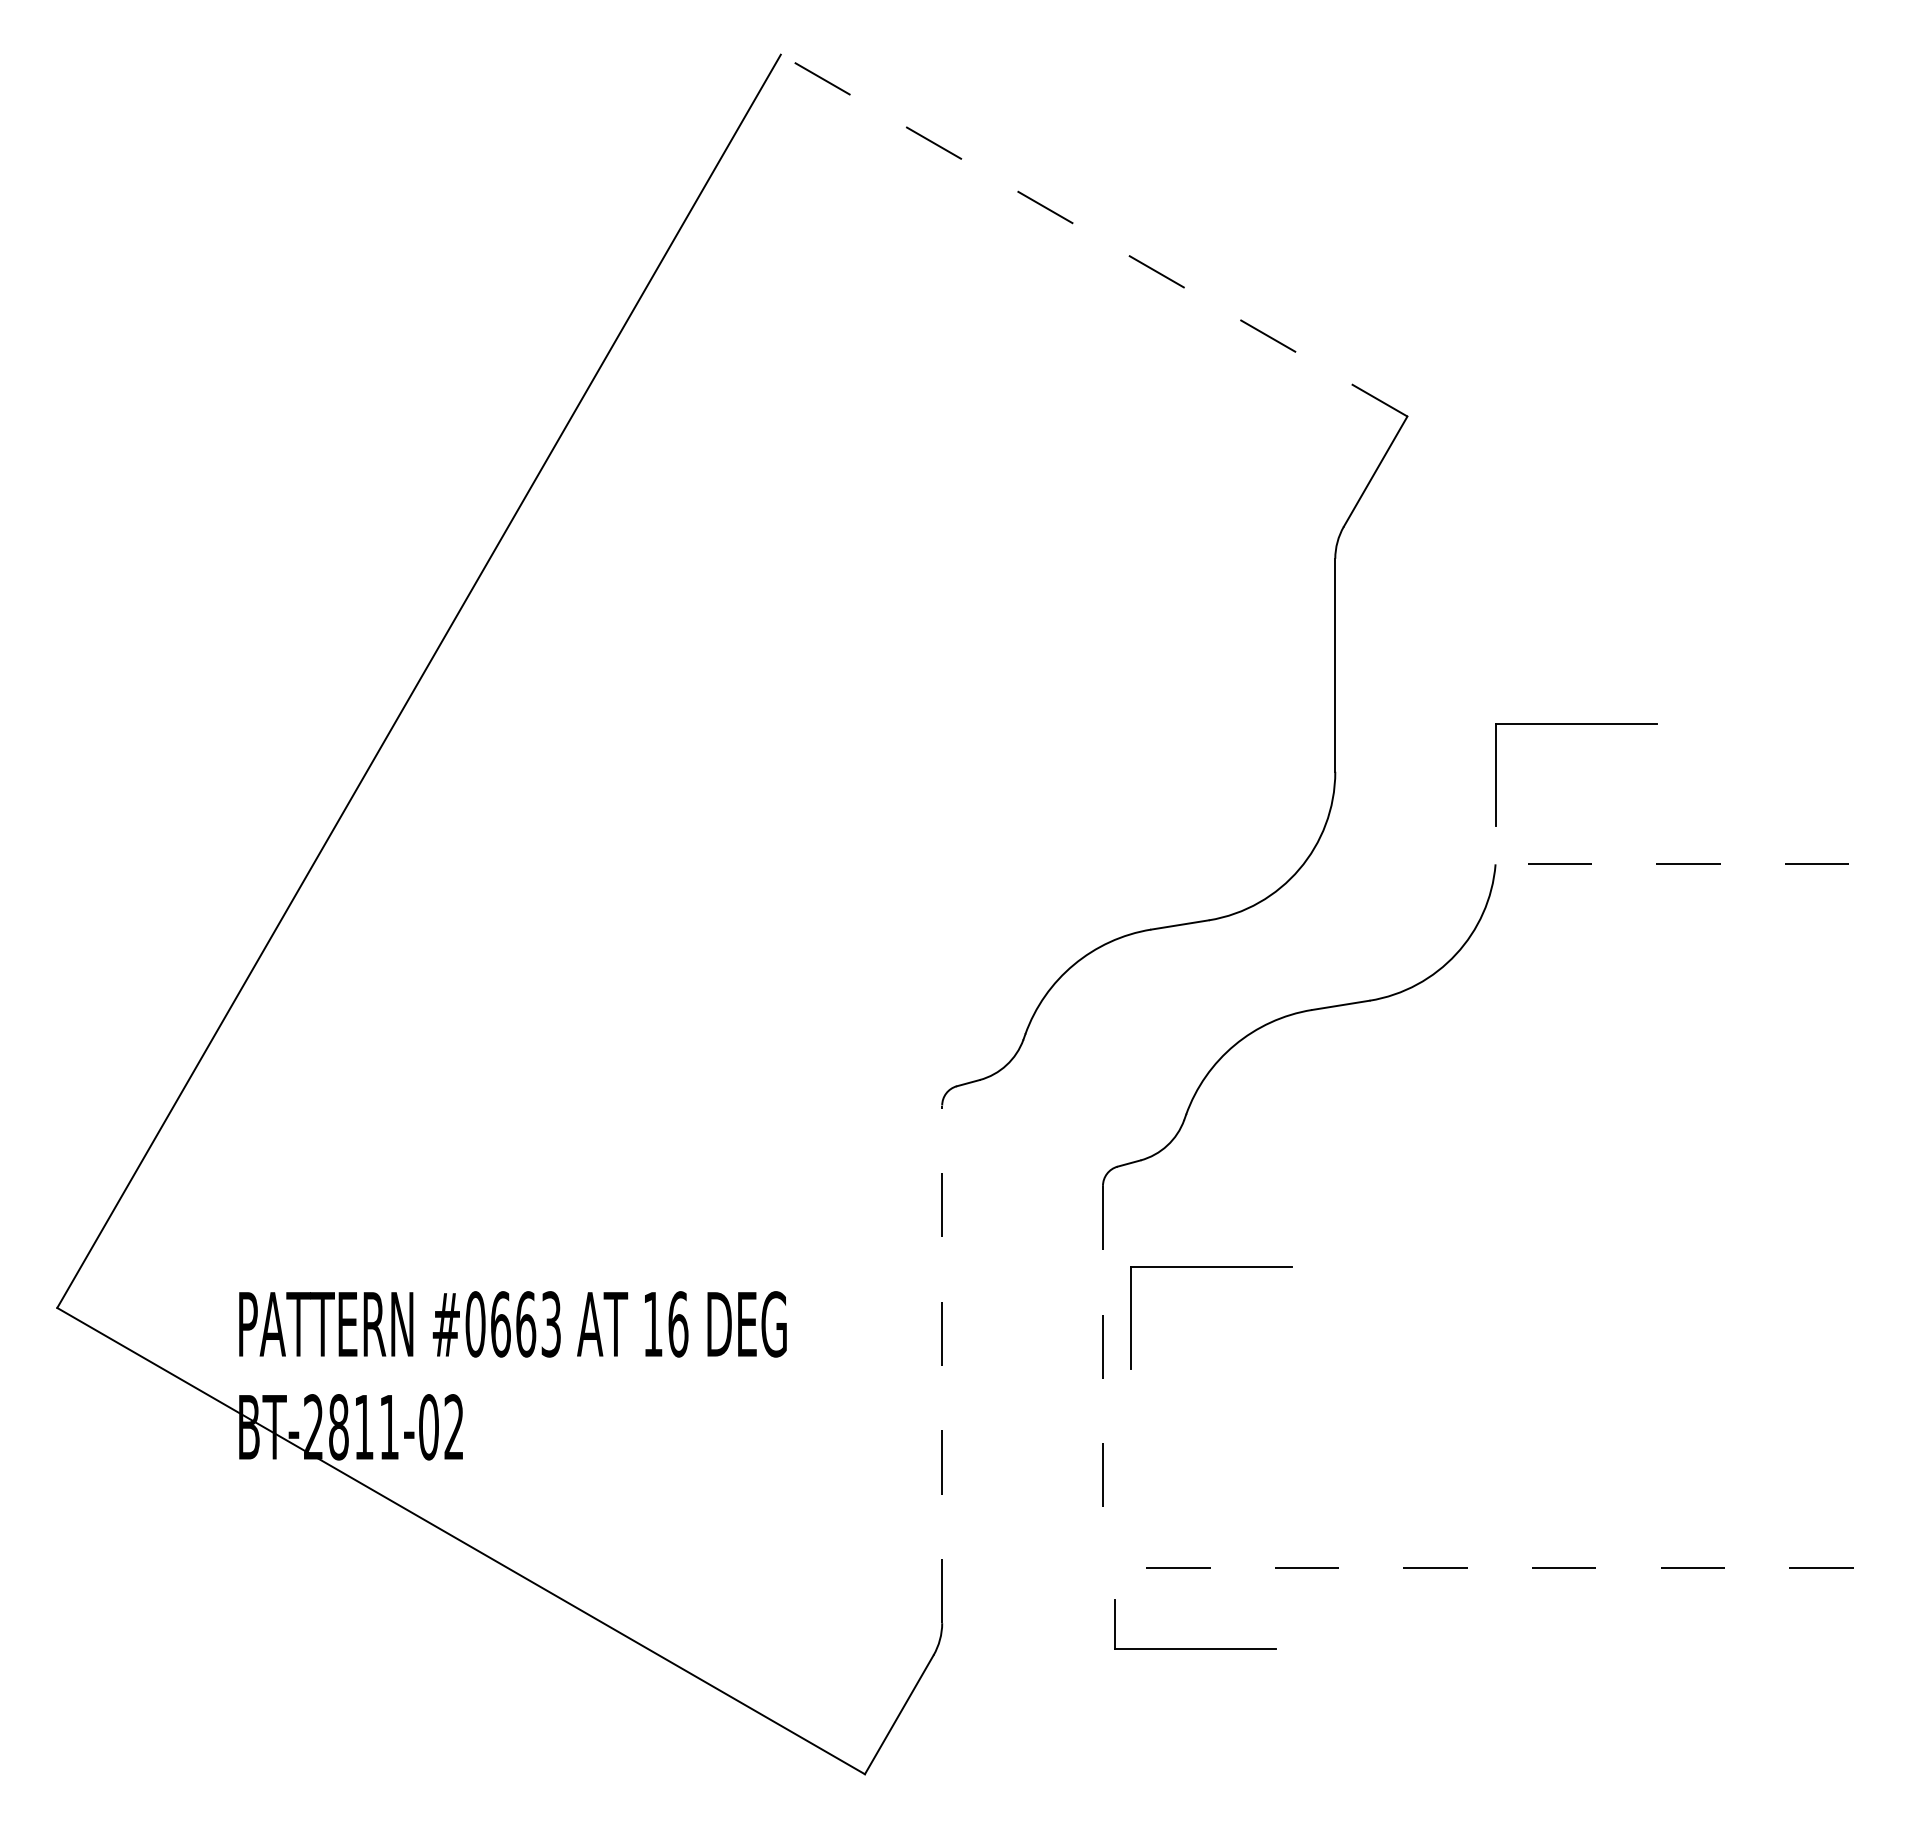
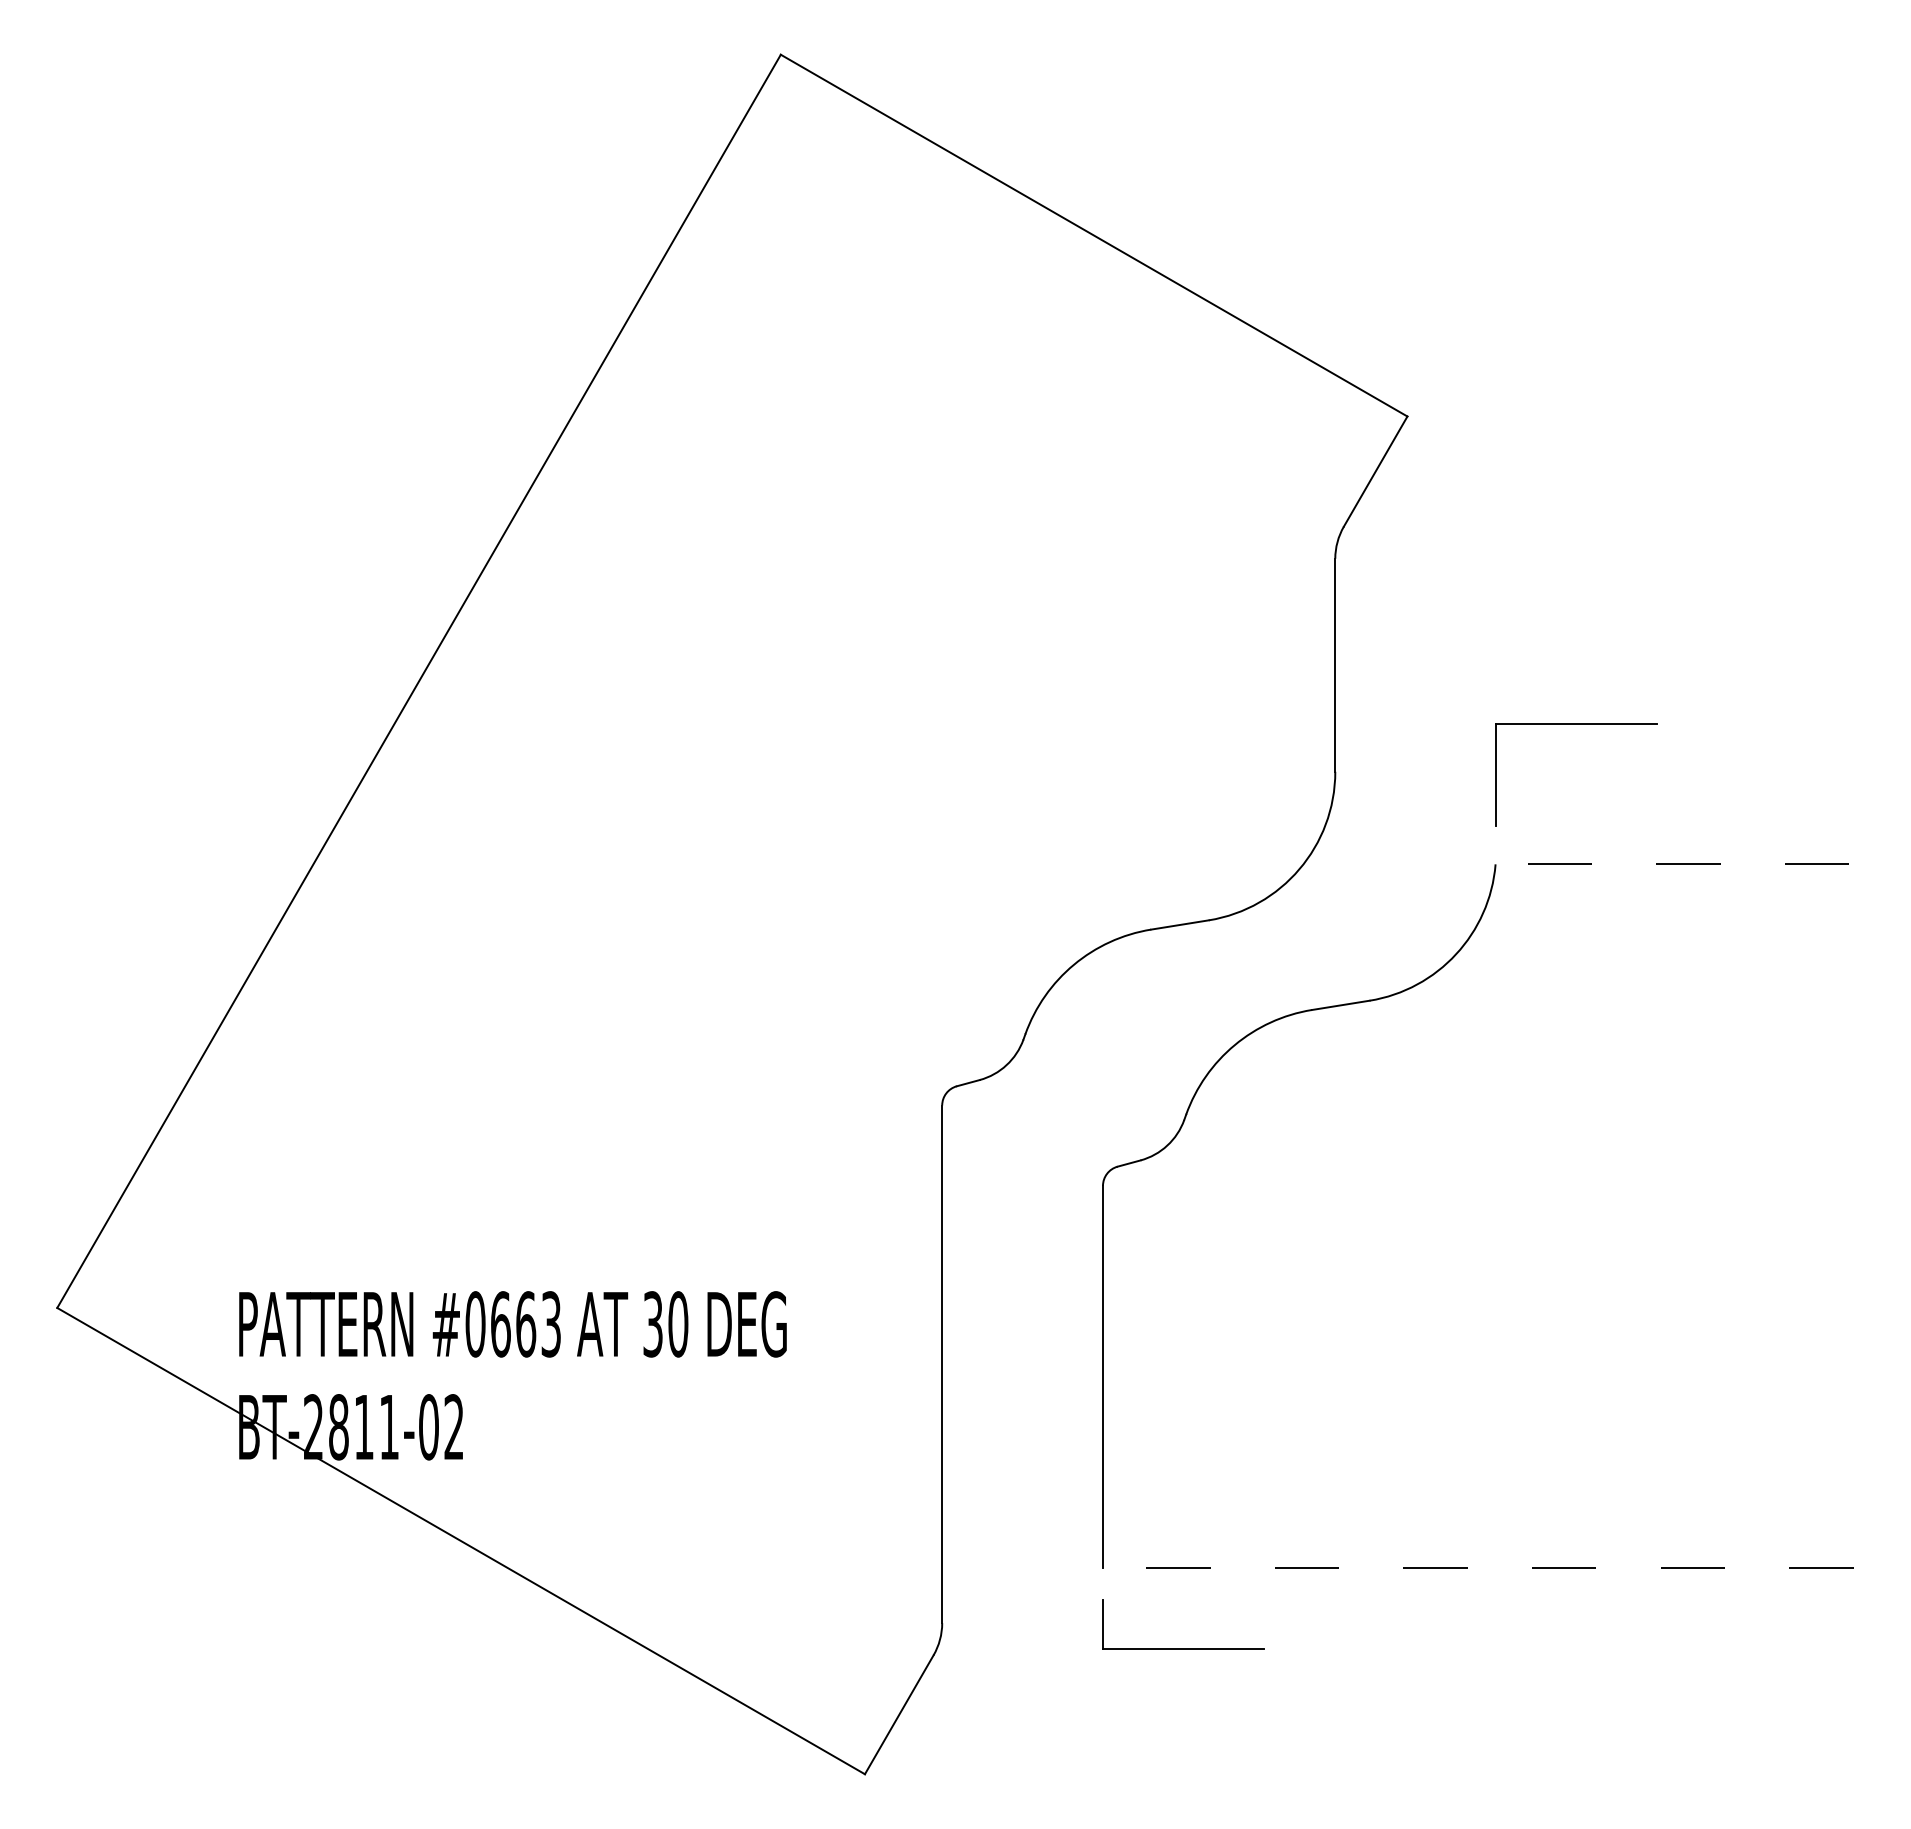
line: dashed -> solid (1094, 235)
part: present -> none (1211, 1267)
text: 16 -> 30 (665, 1324)
line: dashed -> solid (942, 1364)
line: dashed -> solid (1102, 1377)
part position: (1195, 1648) -> (1183, 1648) (1183, 1648)
